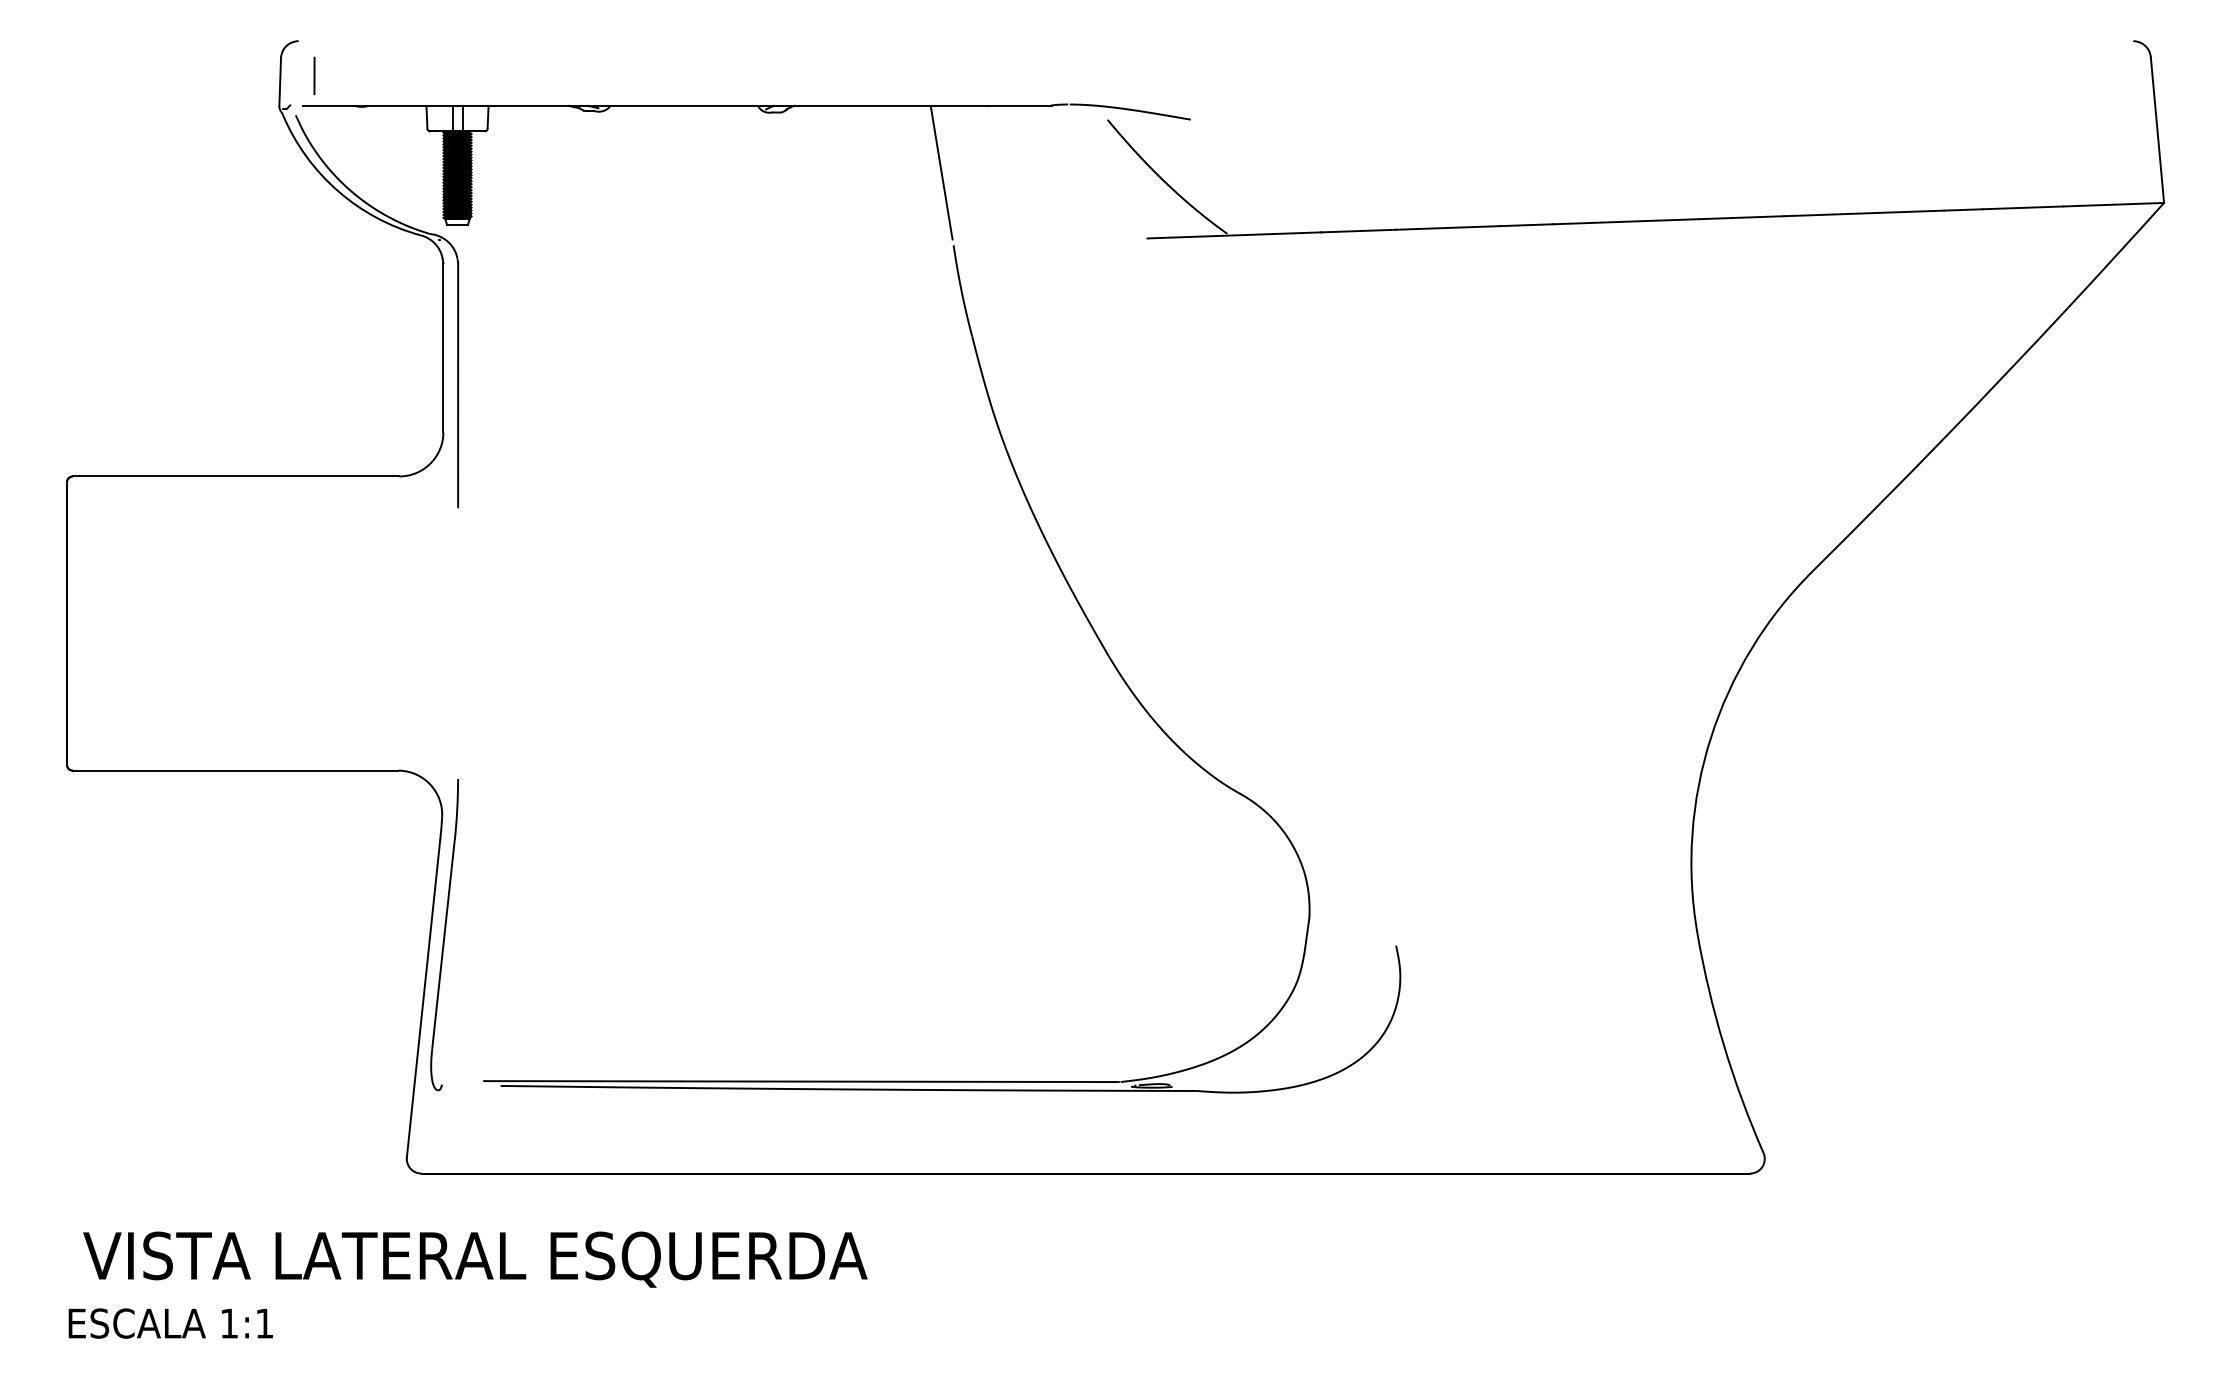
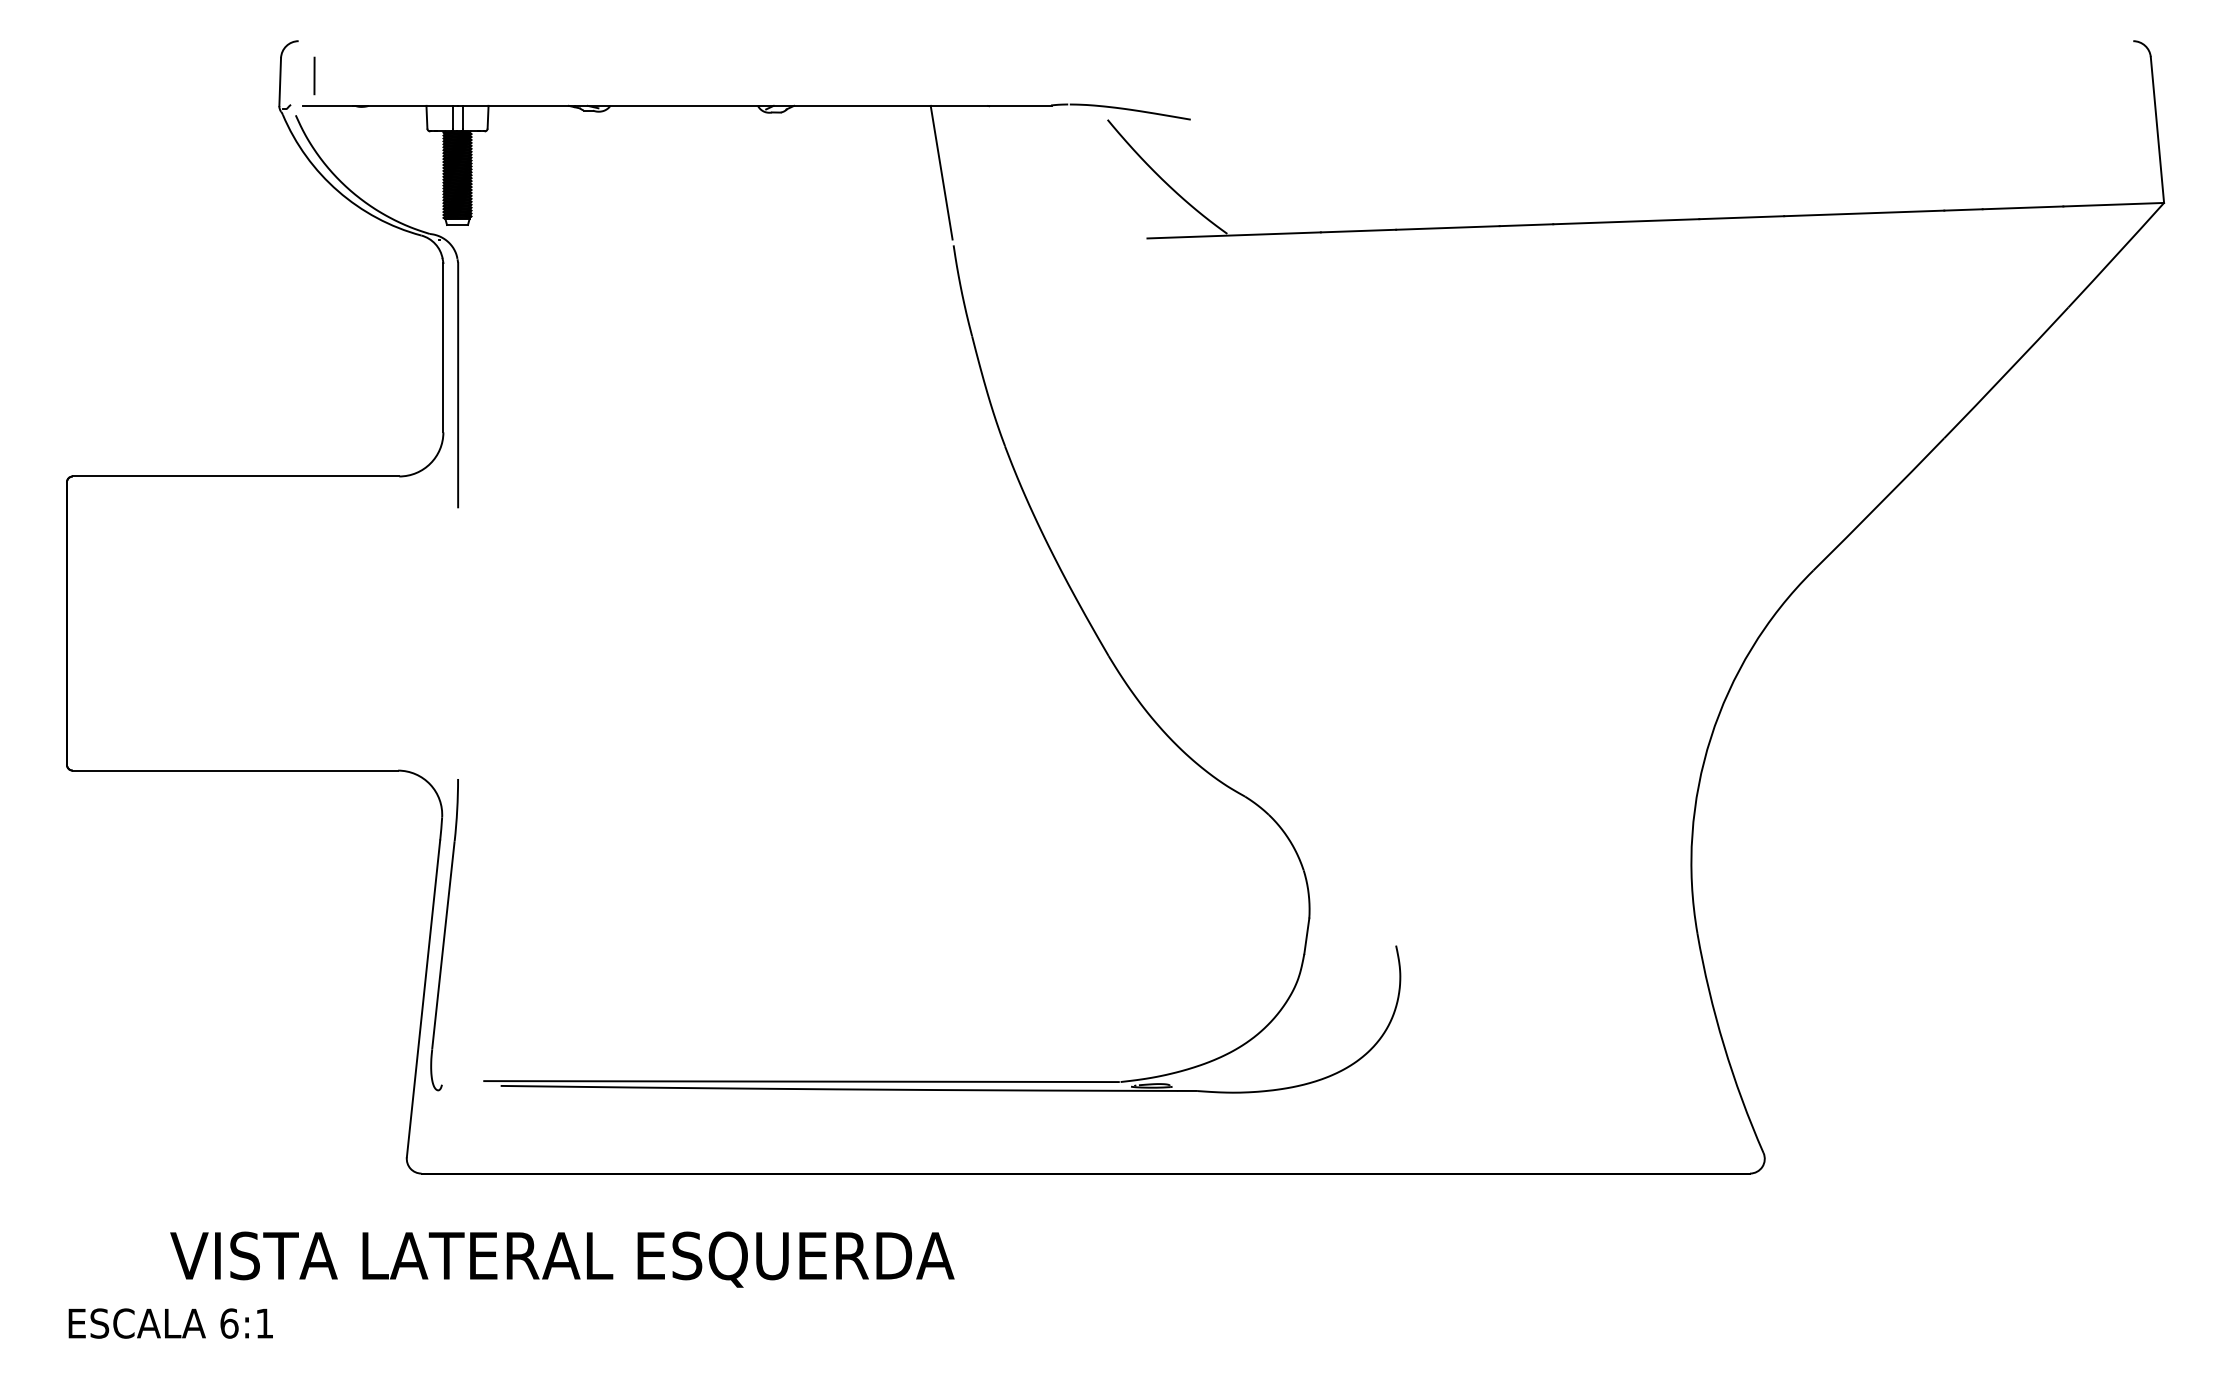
text position: (475, 1259) -> (562, 1259) (562, 1259)
text: 1:1 -> 6:1 (229, 1323)
